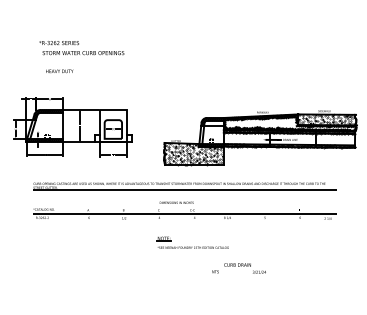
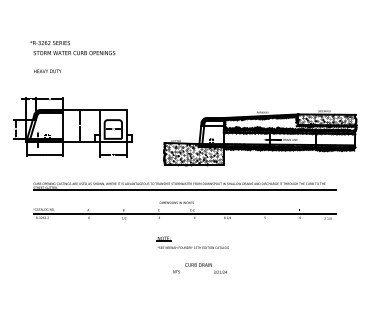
text position: (81, 48) -> (72, 48) (72, 48)
text position: (59, 71) -> (47, 71) (47, 71)
hatch: none -> present (288, 148)
text position: (238, 268) -> (199, 268) (199, 268)
